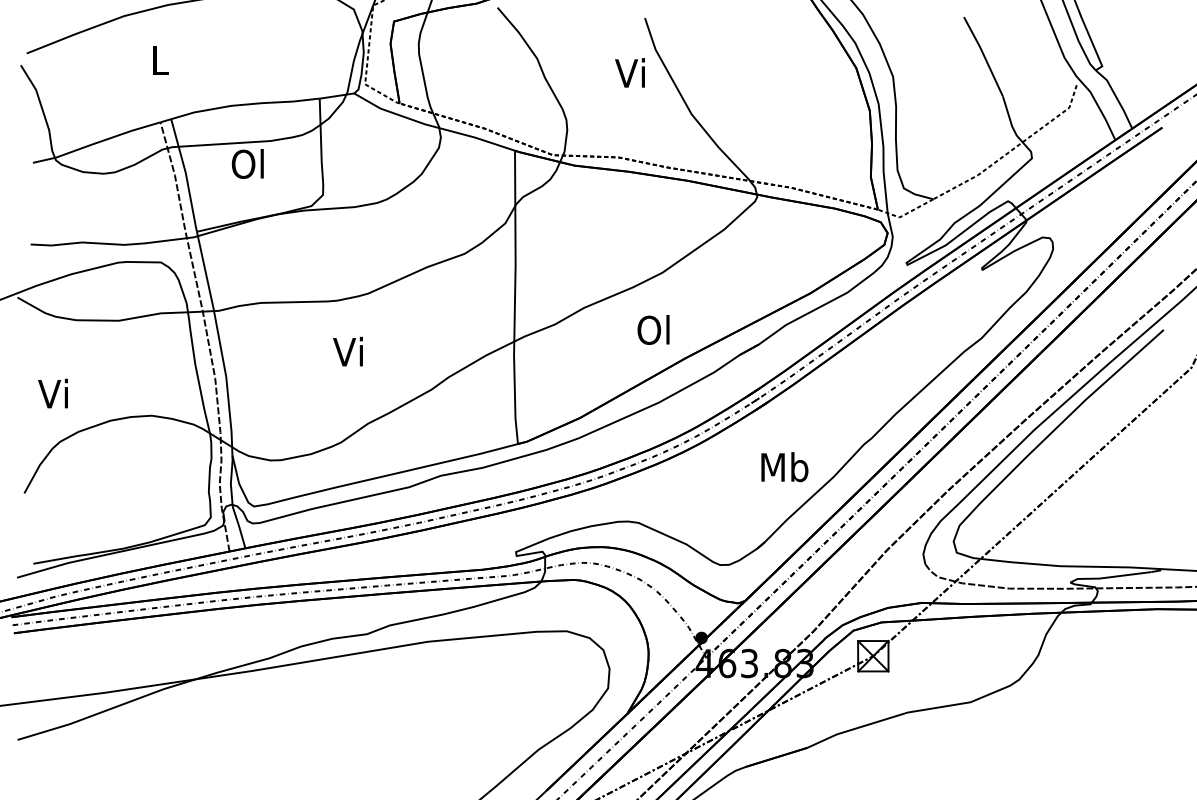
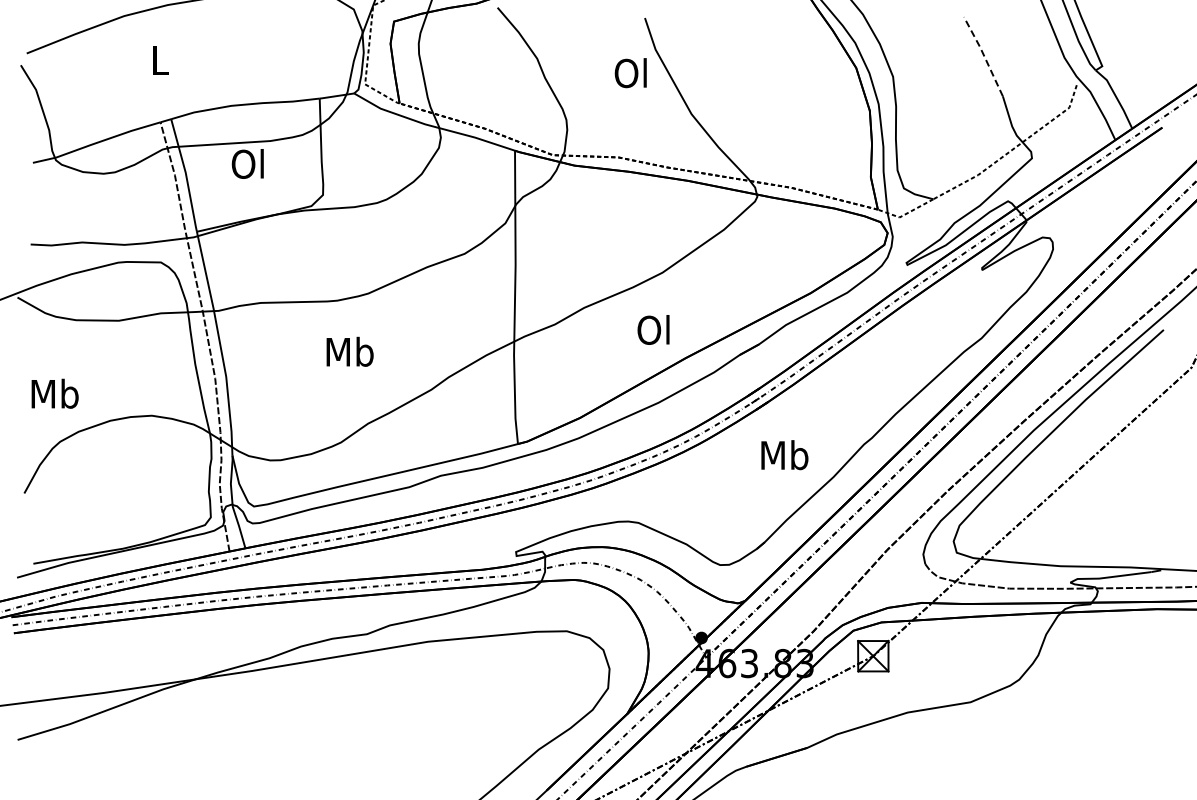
line: solid -> dashed (984, 56)
text: Vi -> Ol (630, 73)
text: Vi -> Mb (349, 351)
text: Vi -> Mb (54, 393)
text position: (784, 467) -> (784, 455) (784, 455)
